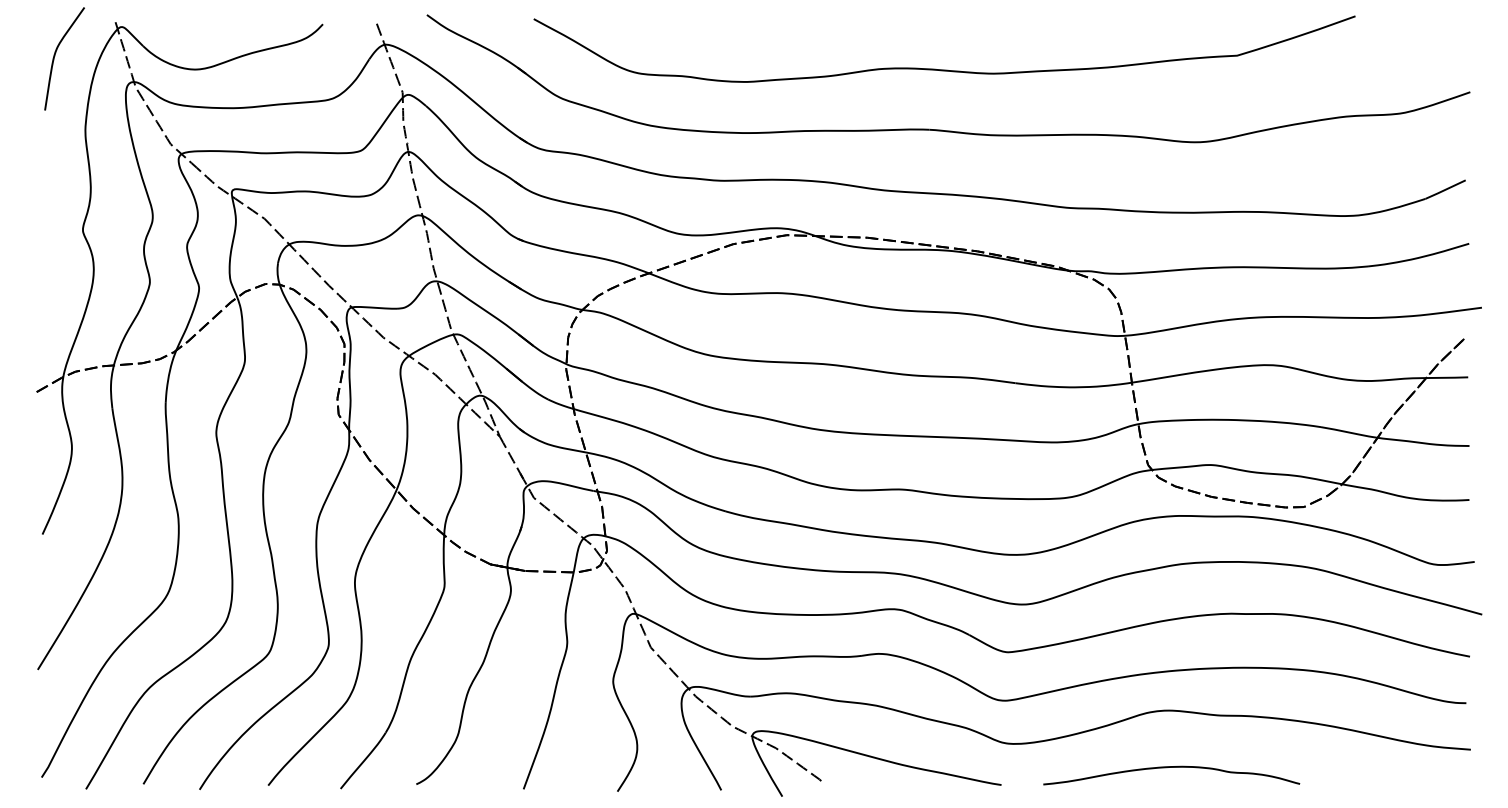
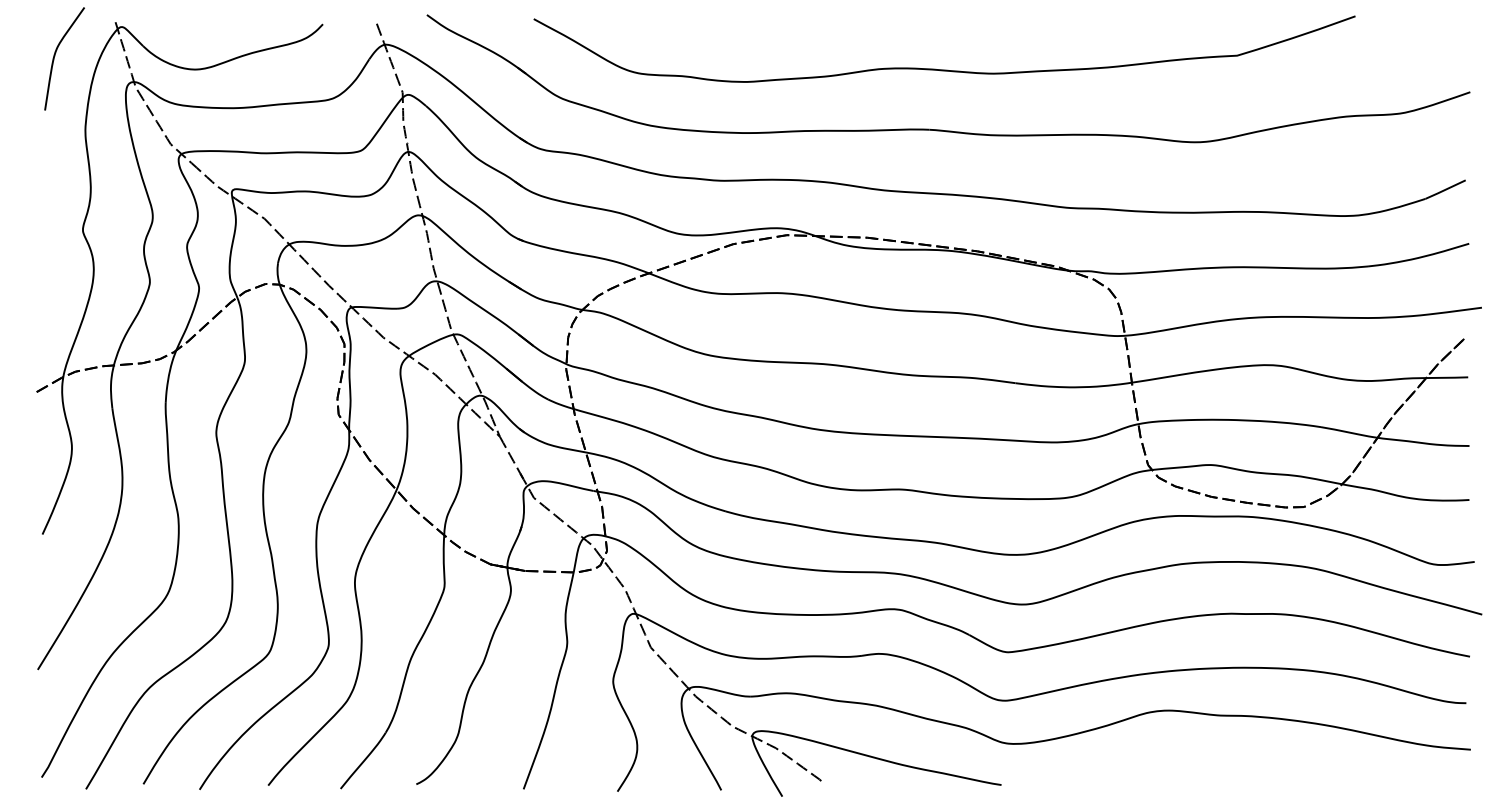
curve: present -> none (1171, 767)
